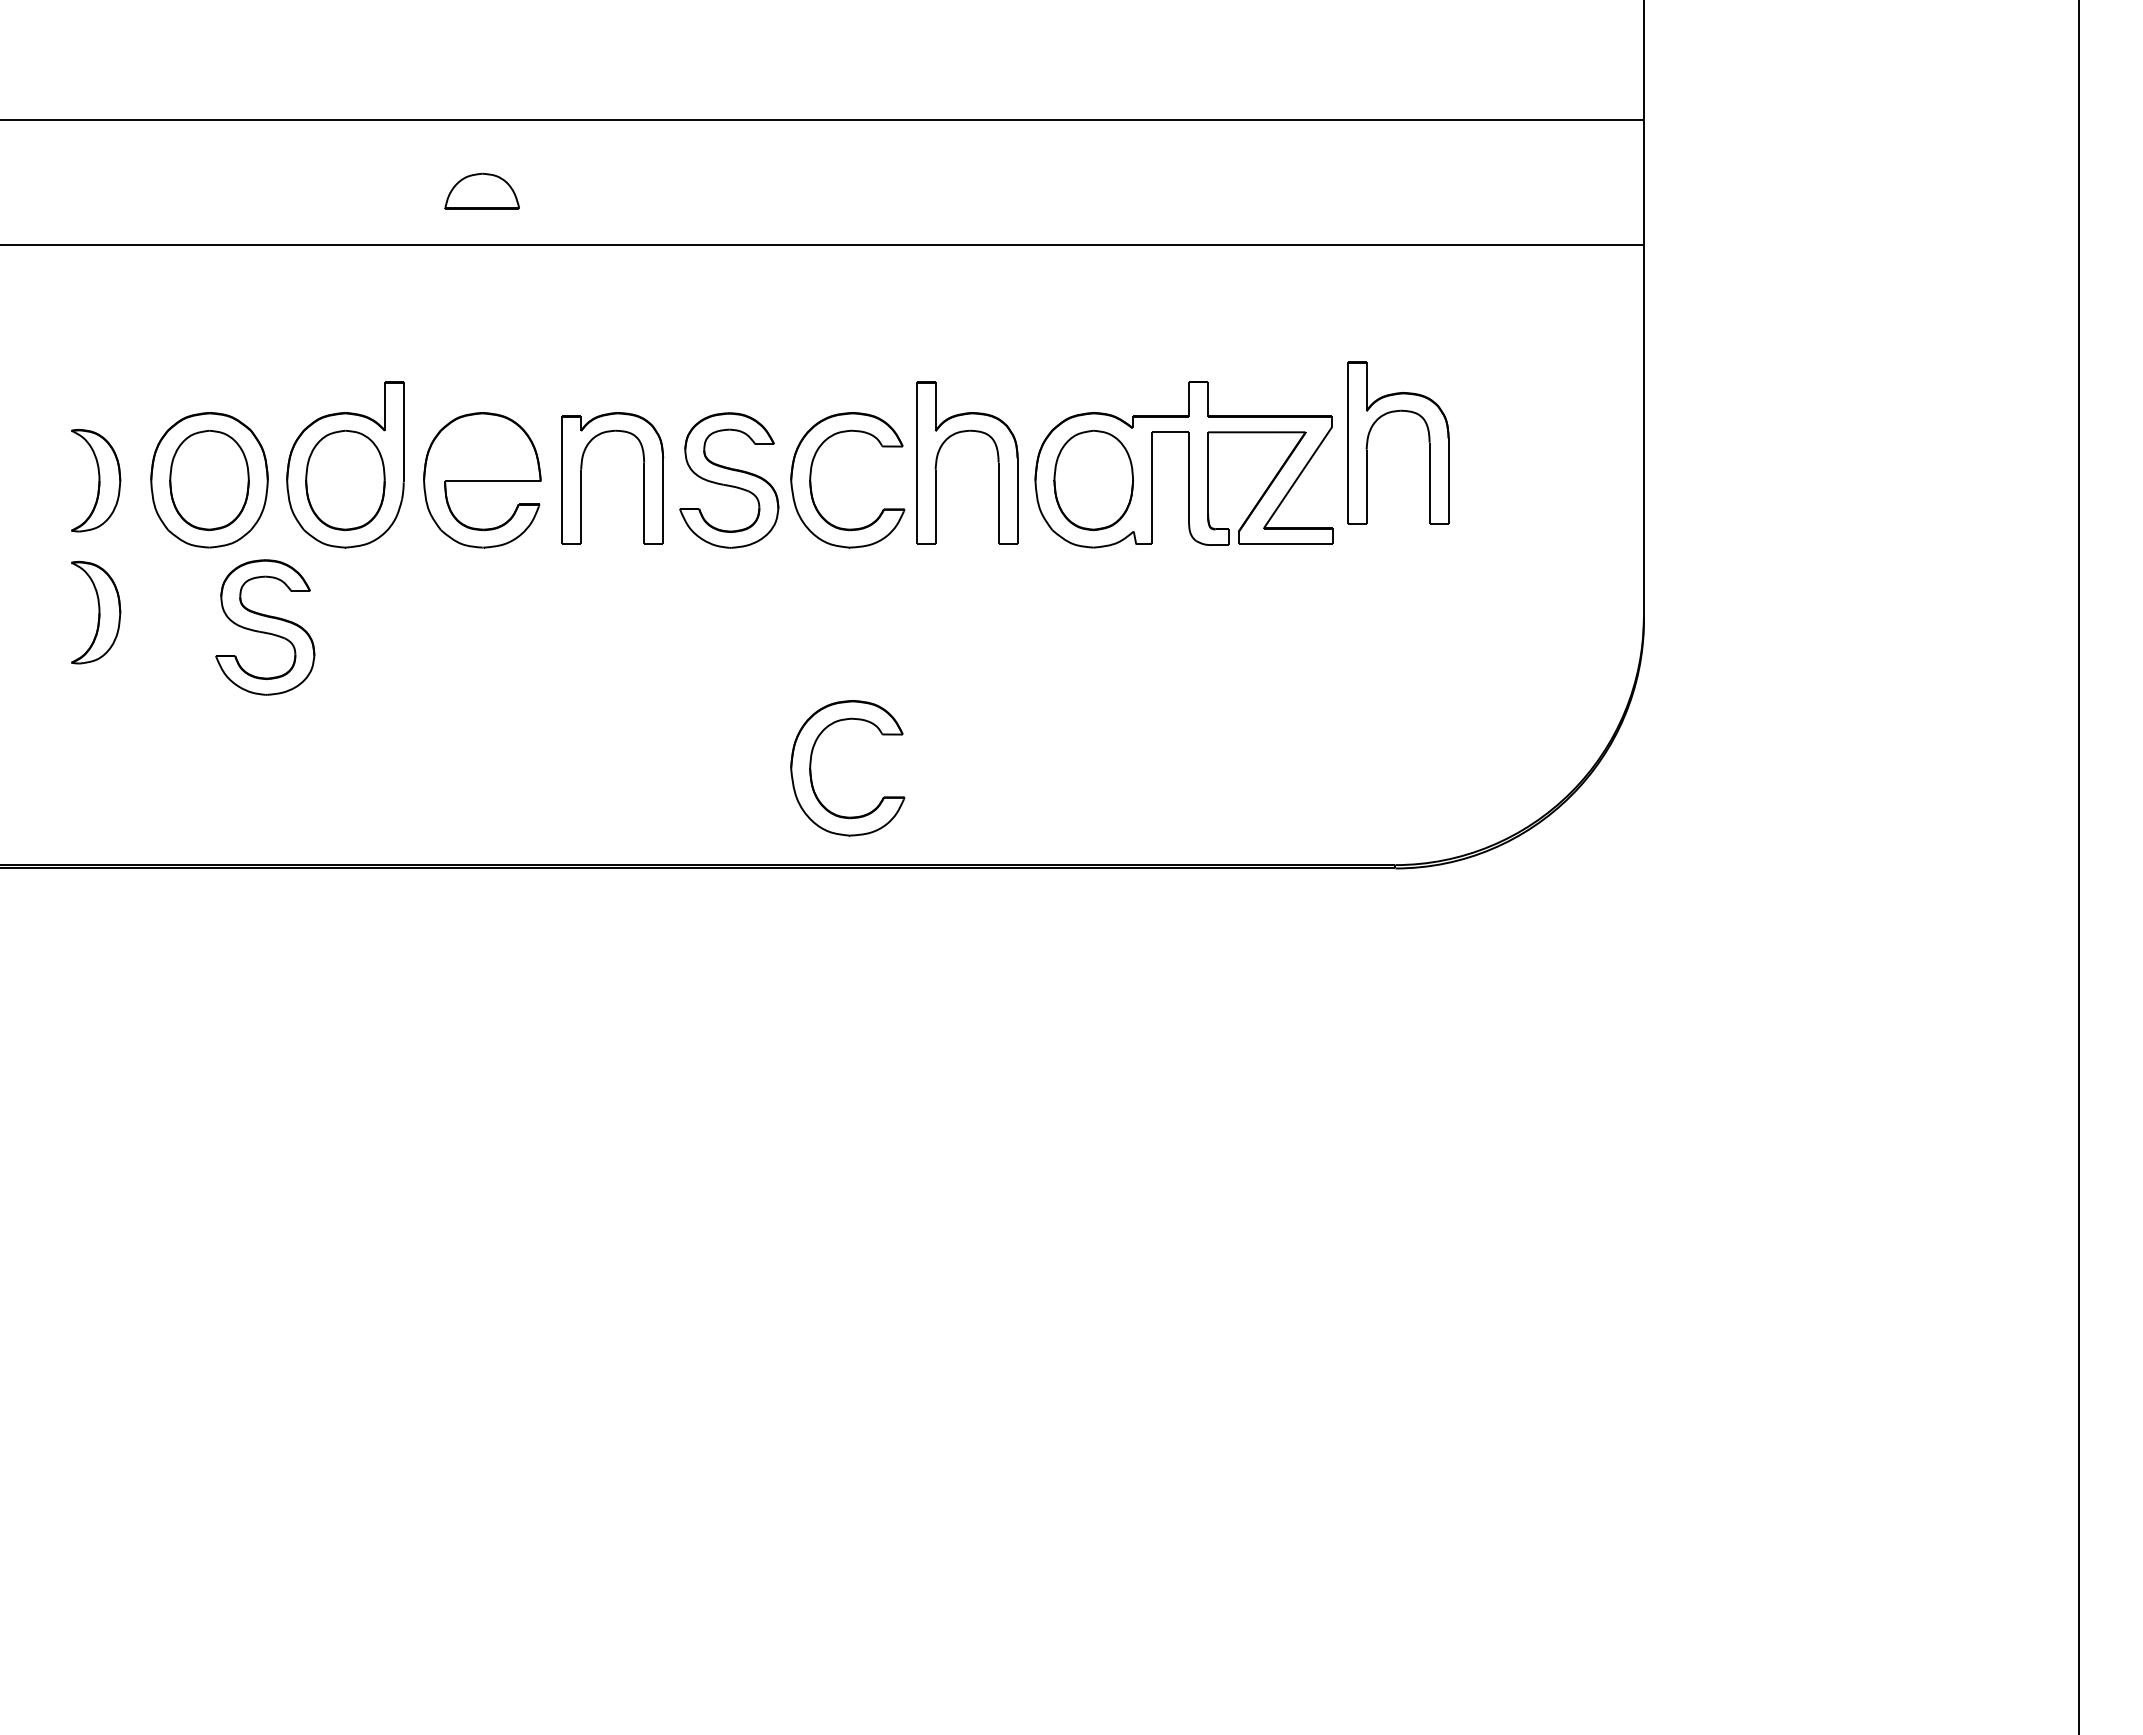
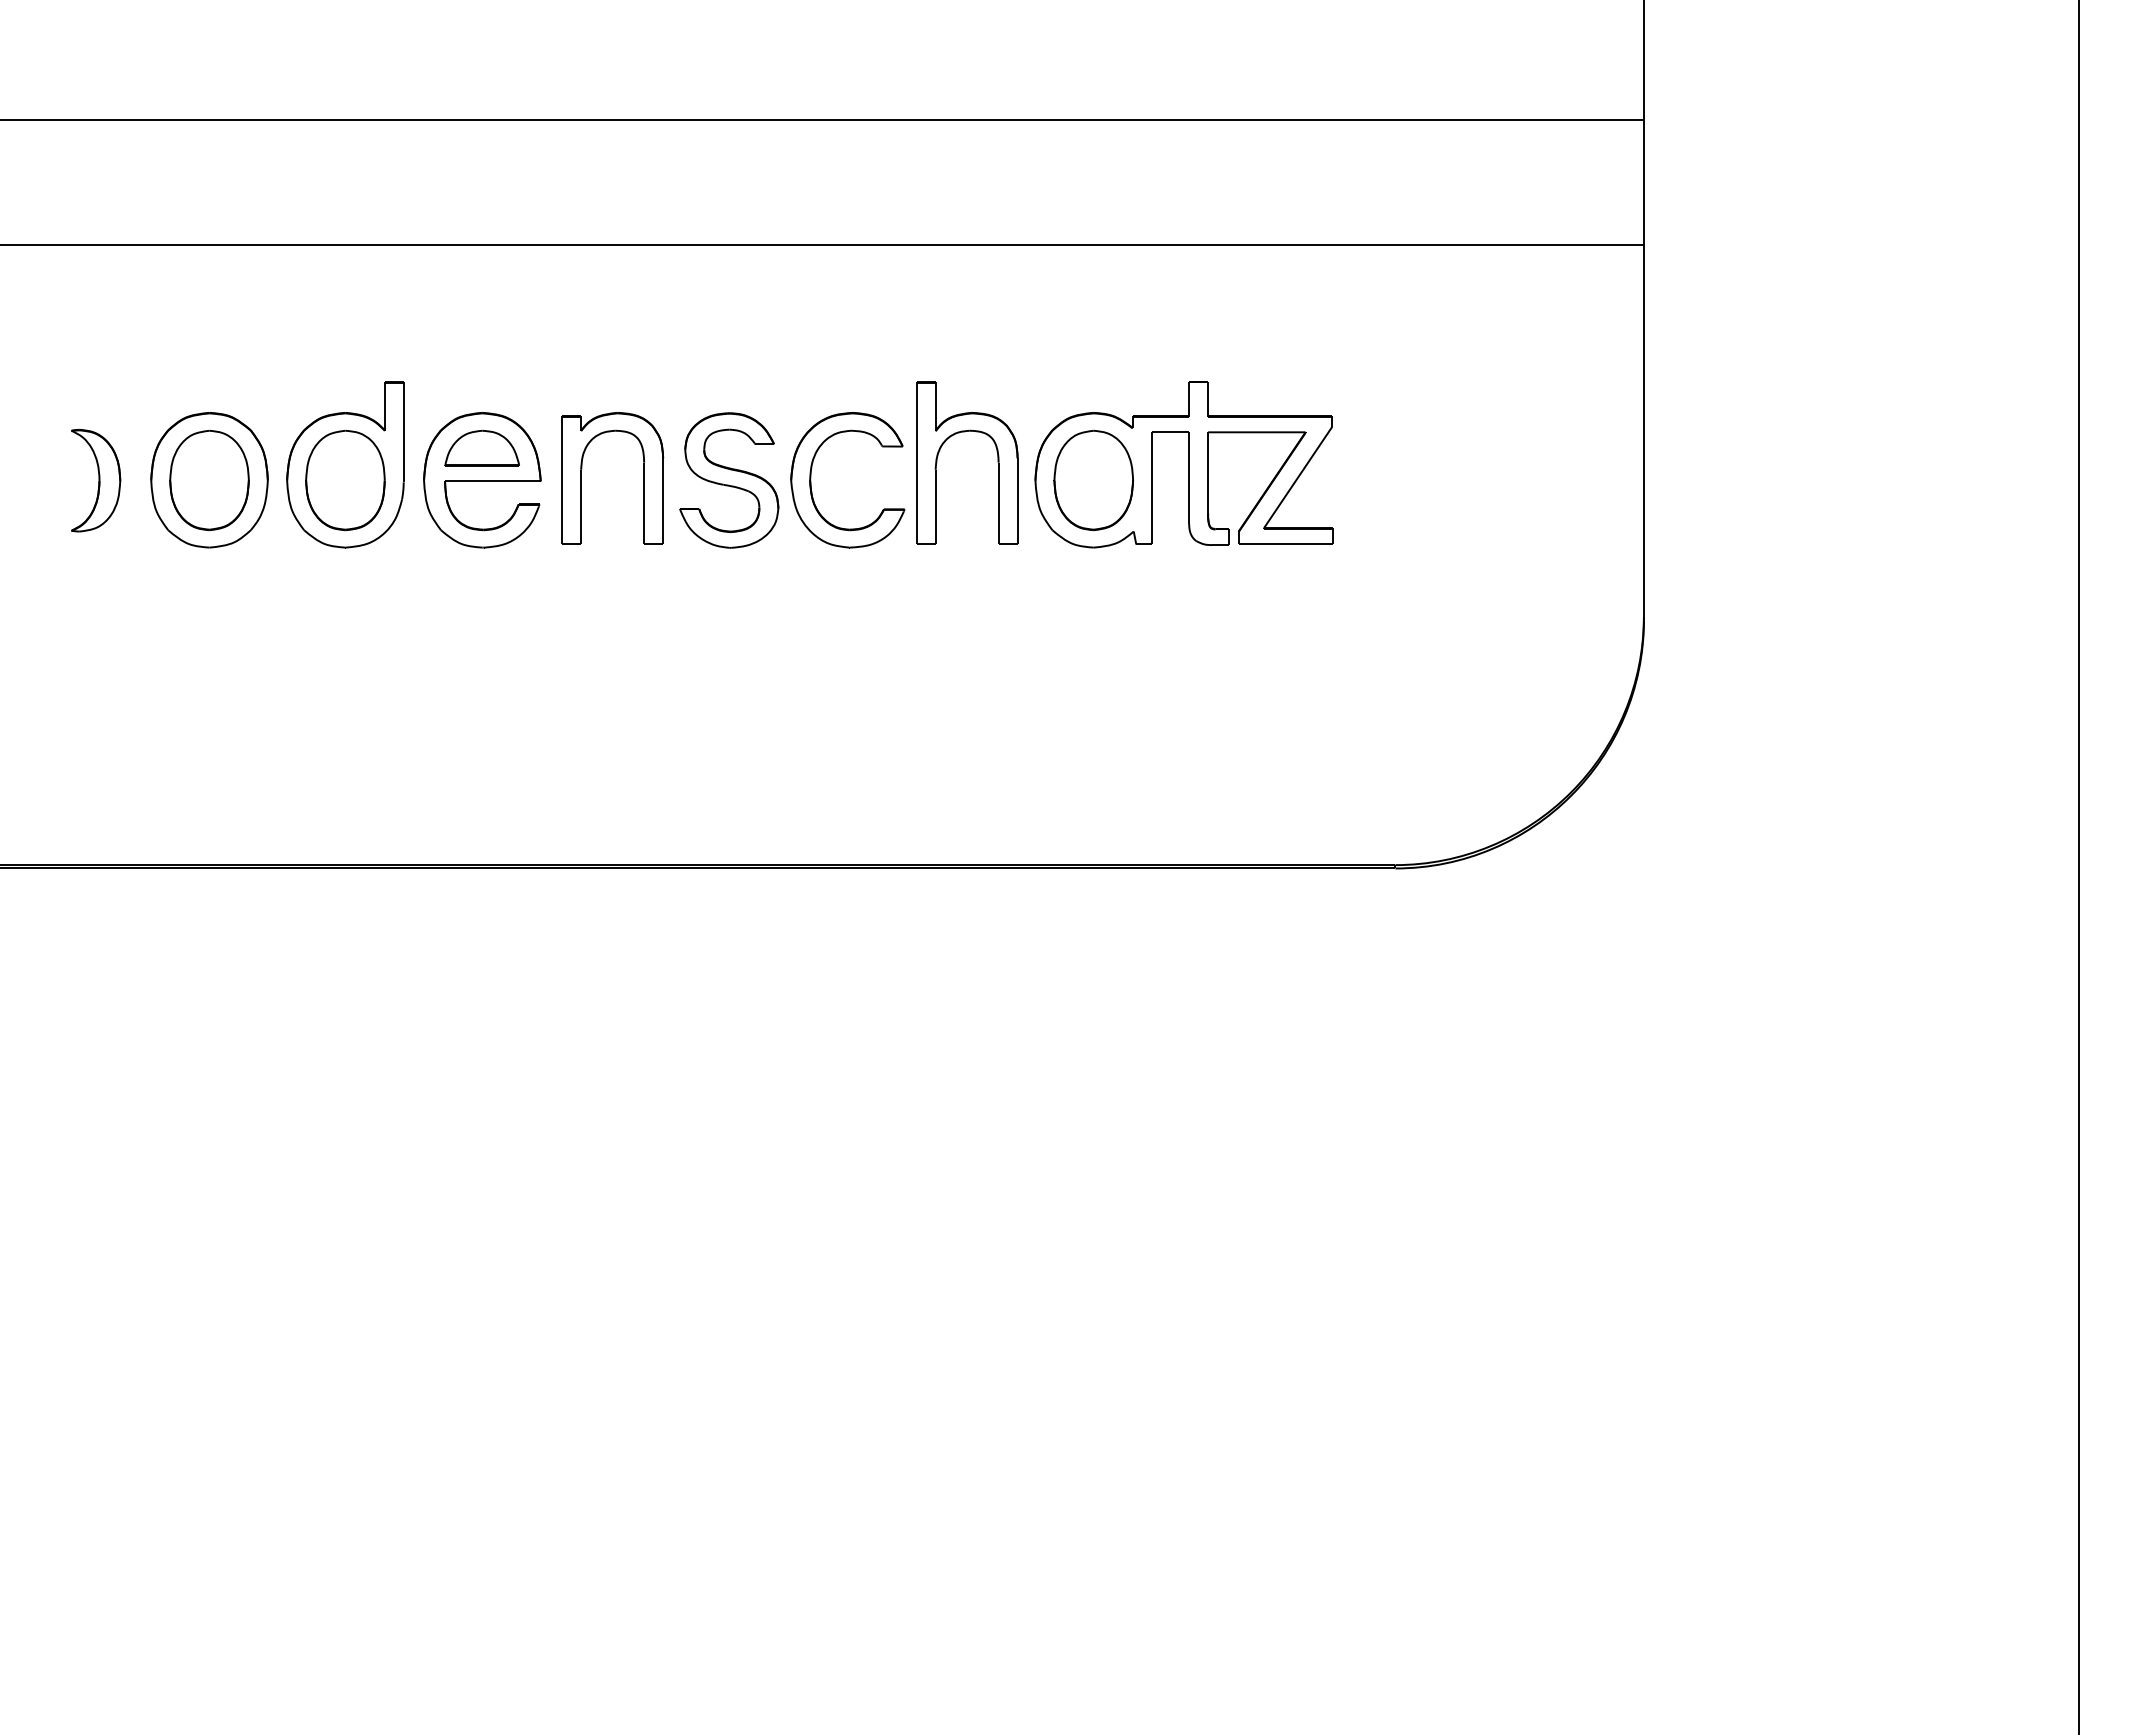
part position: (481, 190) -> (481, 447) (481, 447)
part: present -> none (1371, 430)
part: present -> none (96, 612)
part: present -> none (265, 627)
part: present -> none (811, 768)
